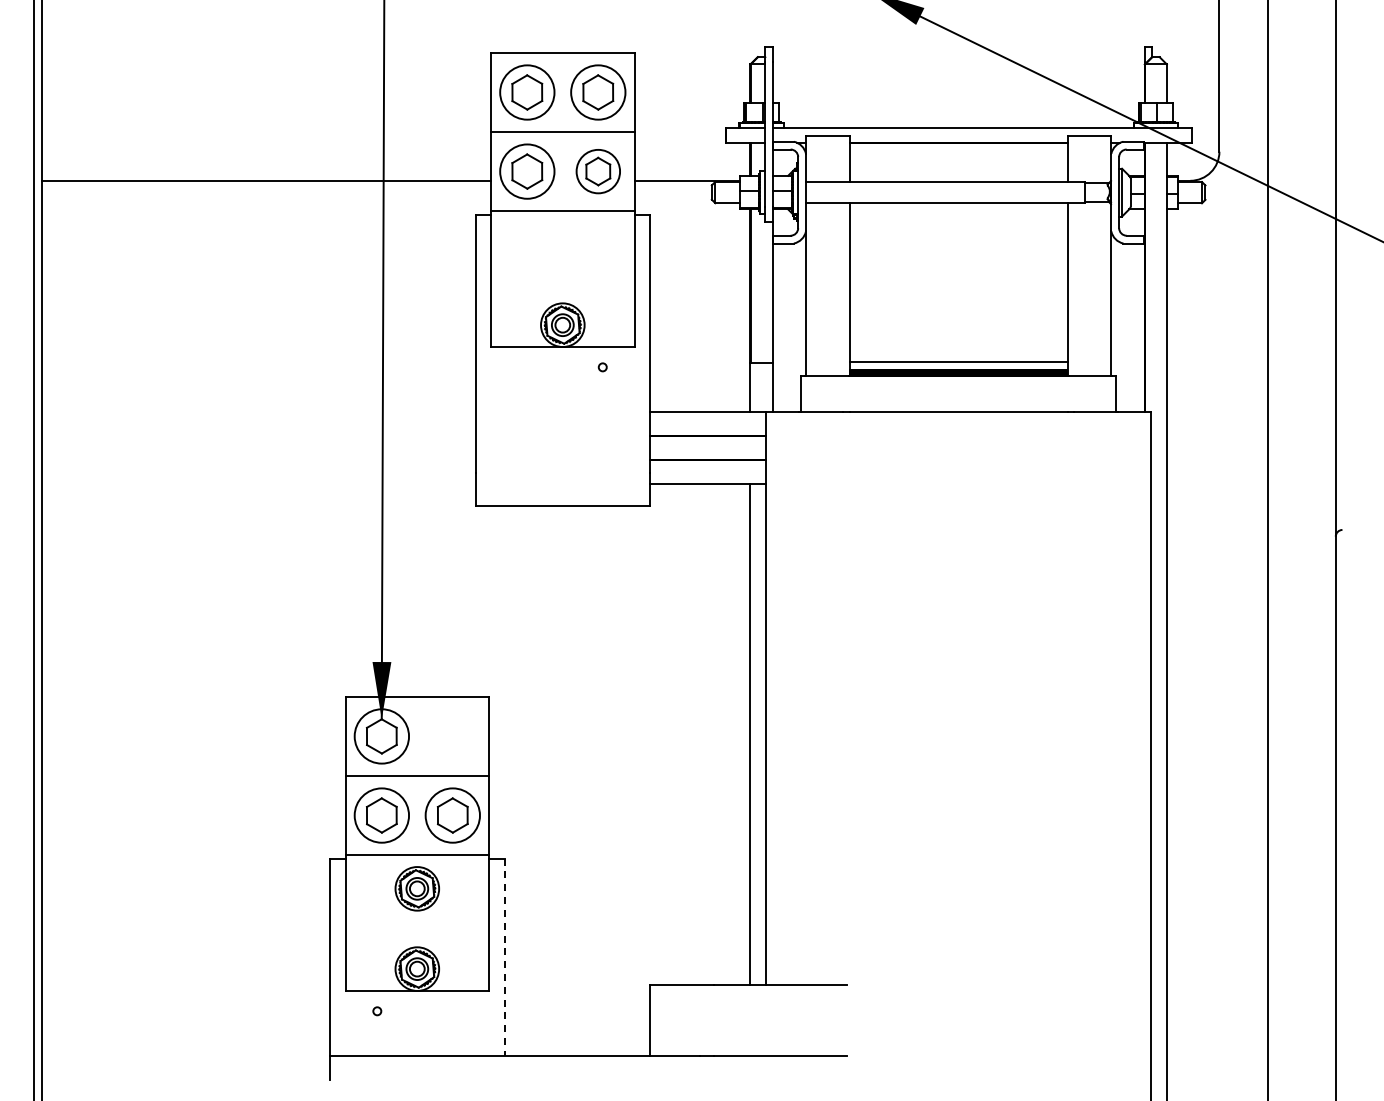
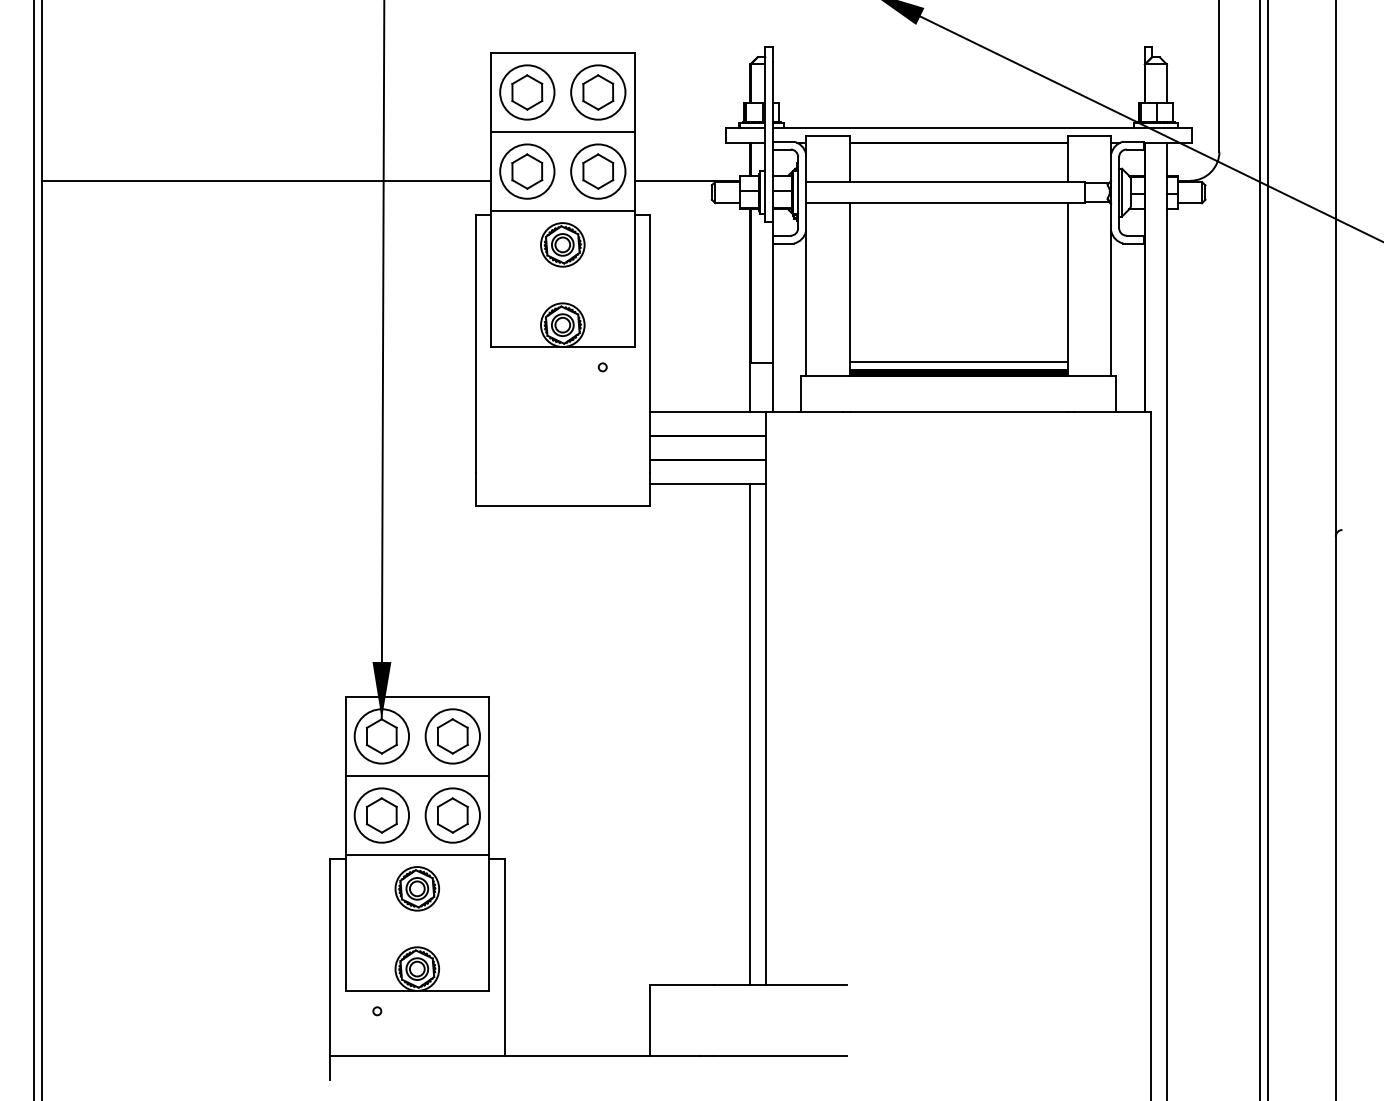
part size: 46x46 px -> 57x57 px (598, 171)
part: none -> present (562, 244)
line: none -> present (1260, 549)
part: none -> present (452, 736)
line: dashed -> solid (504, 957)
